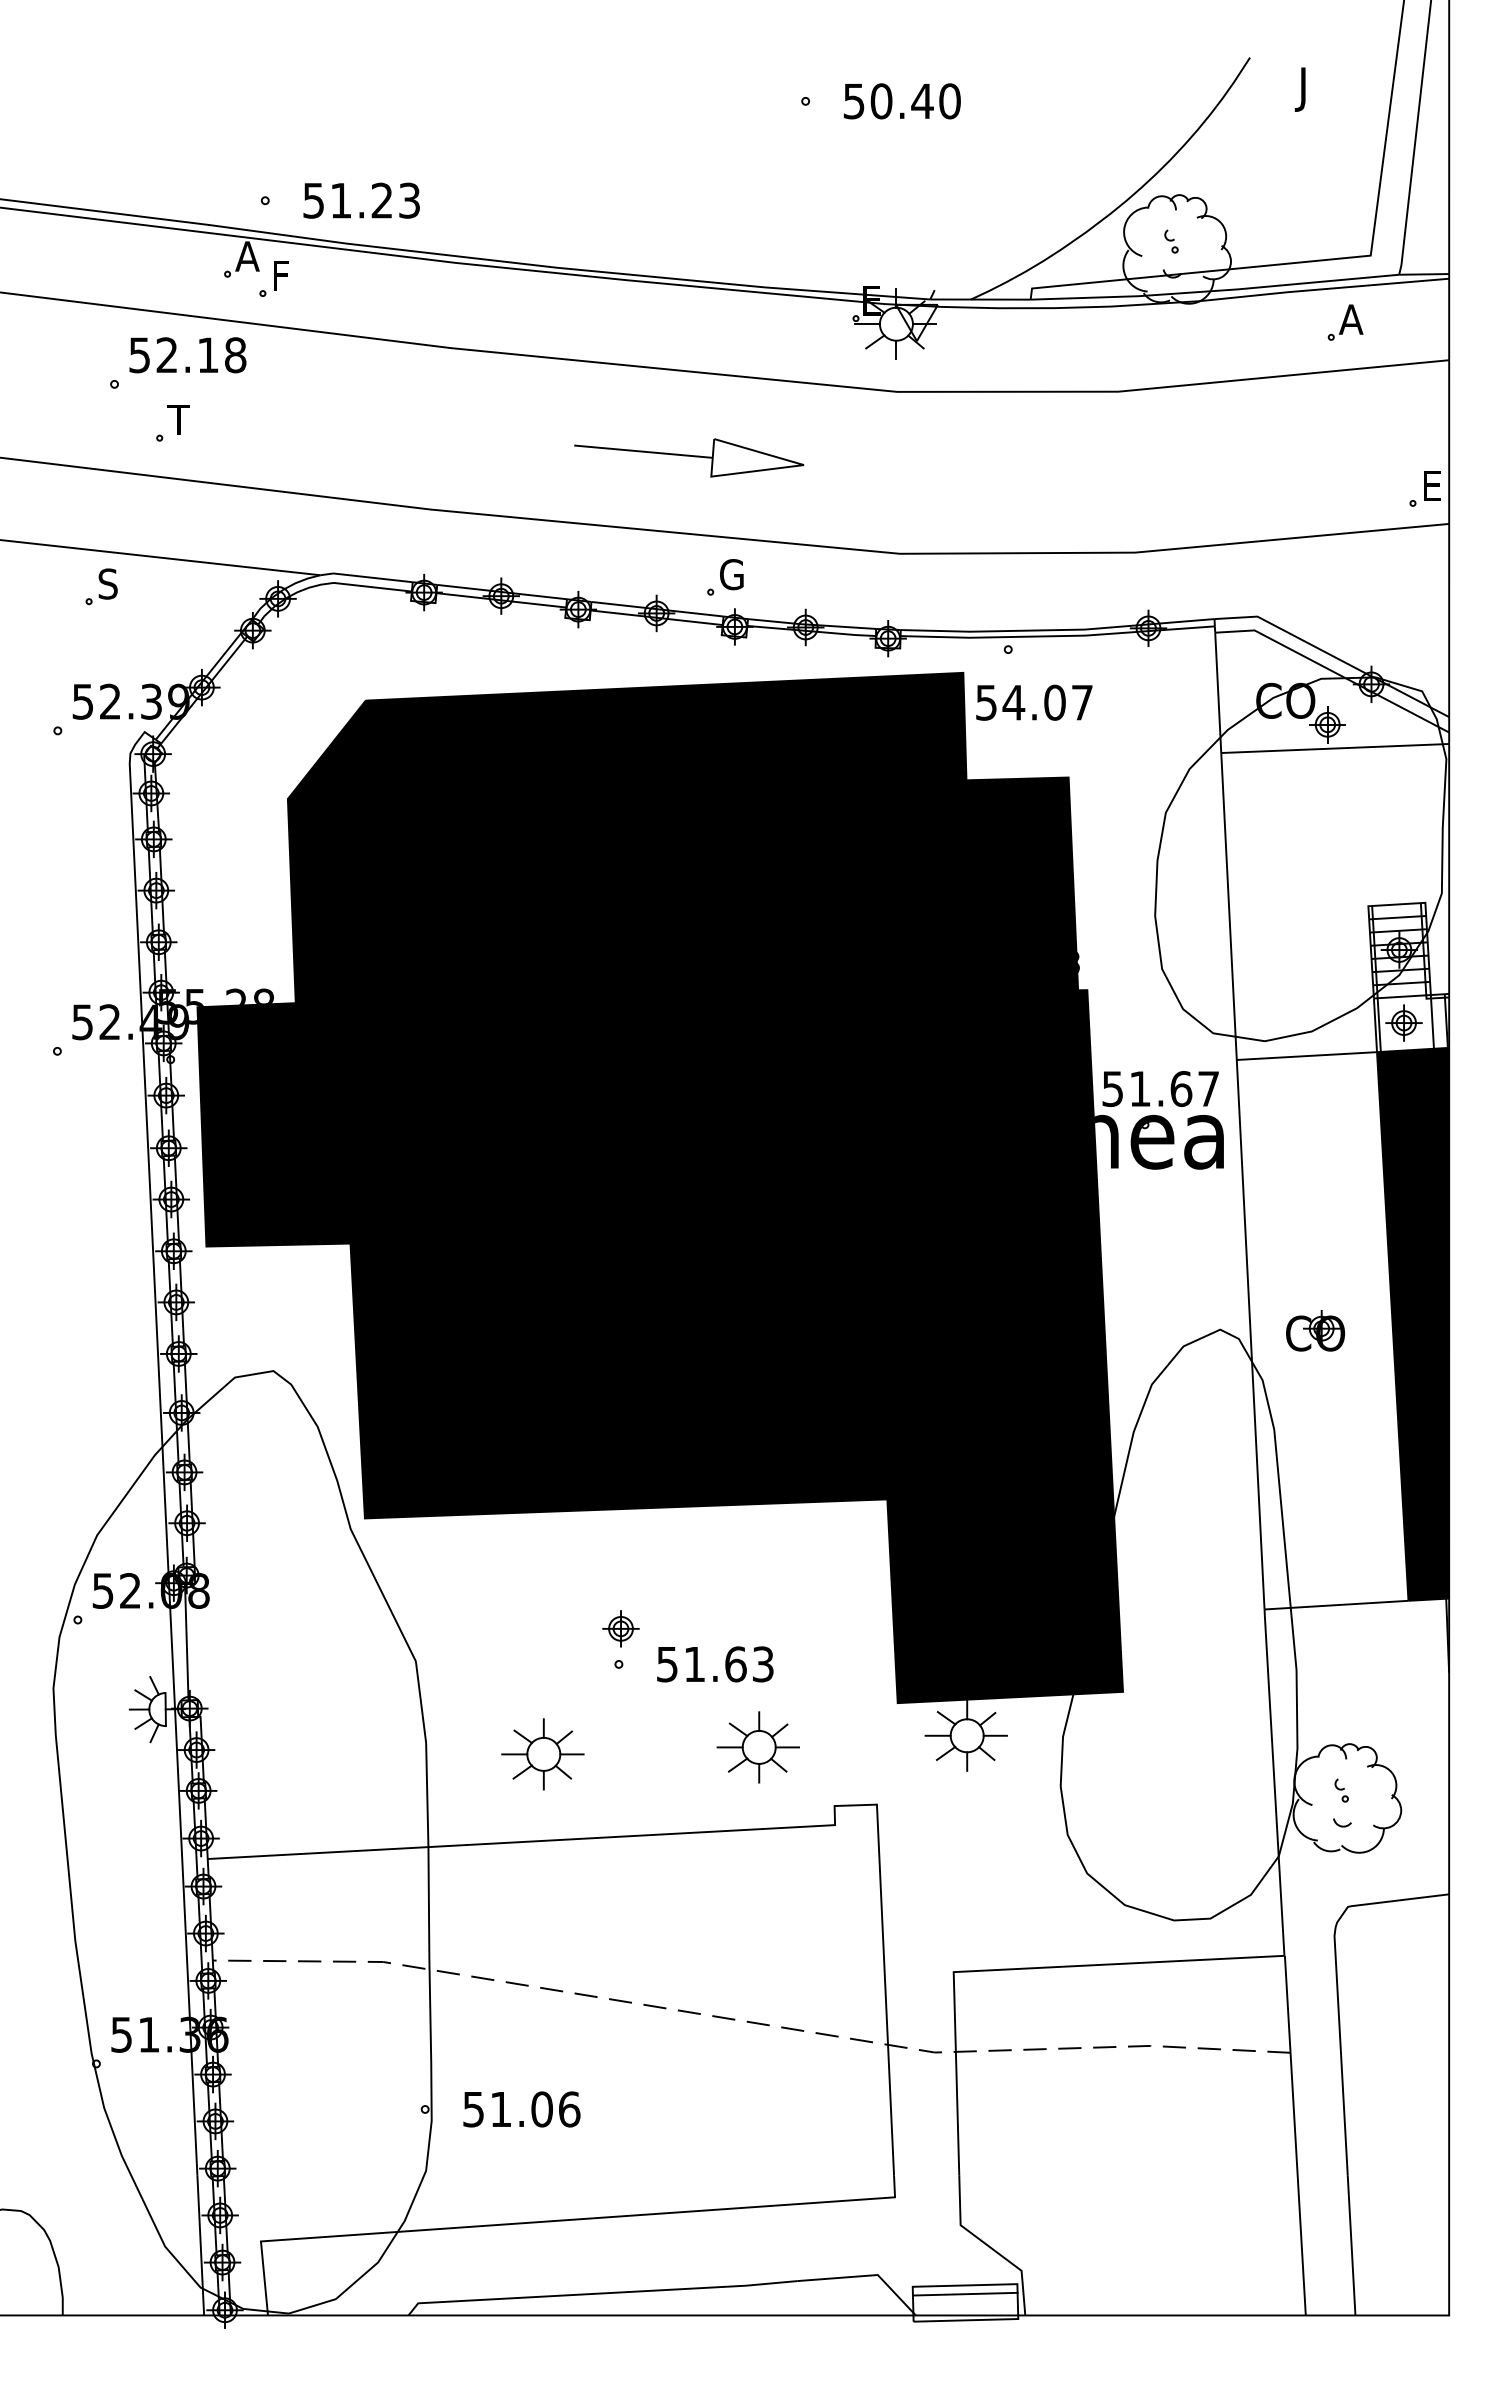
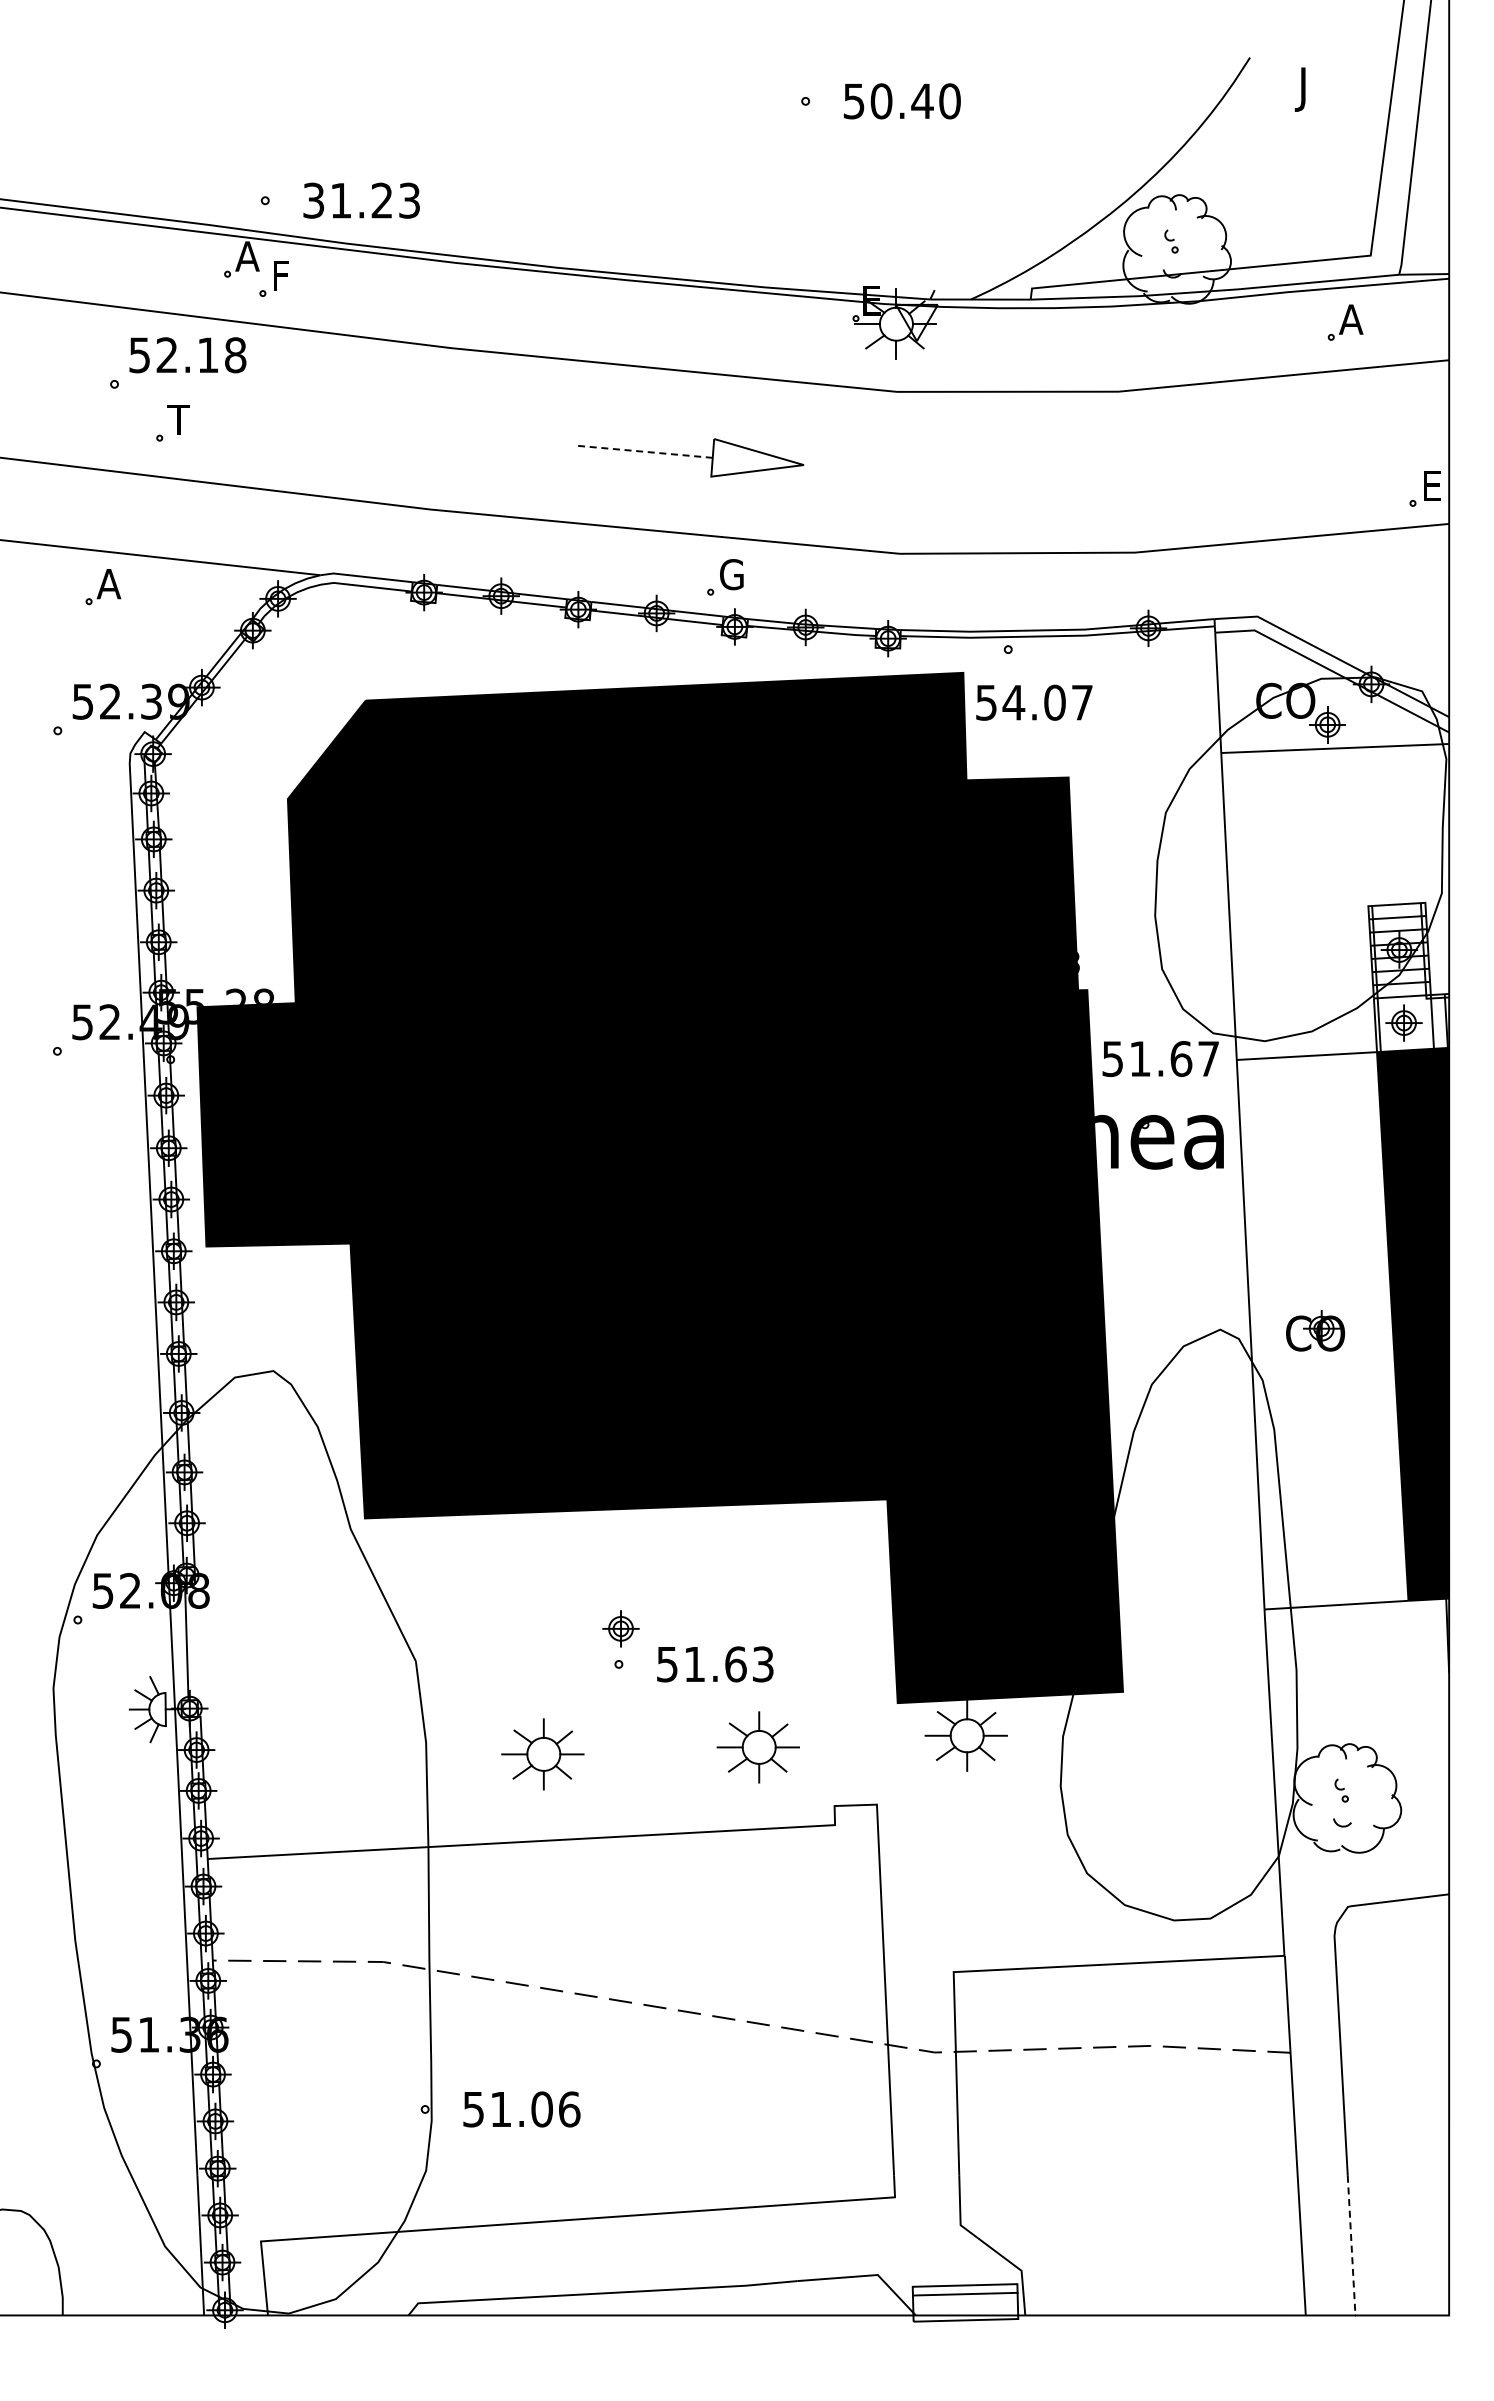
text: 51.23 -> 31.23 (313, 200)
line: solid -> dashed (643, 451)
text: S -> A (108, 583)
text position: (1160, 1088) -> (1160, 1058) (1160, 1058)
line: solid -> dashed (1351, 2245)
